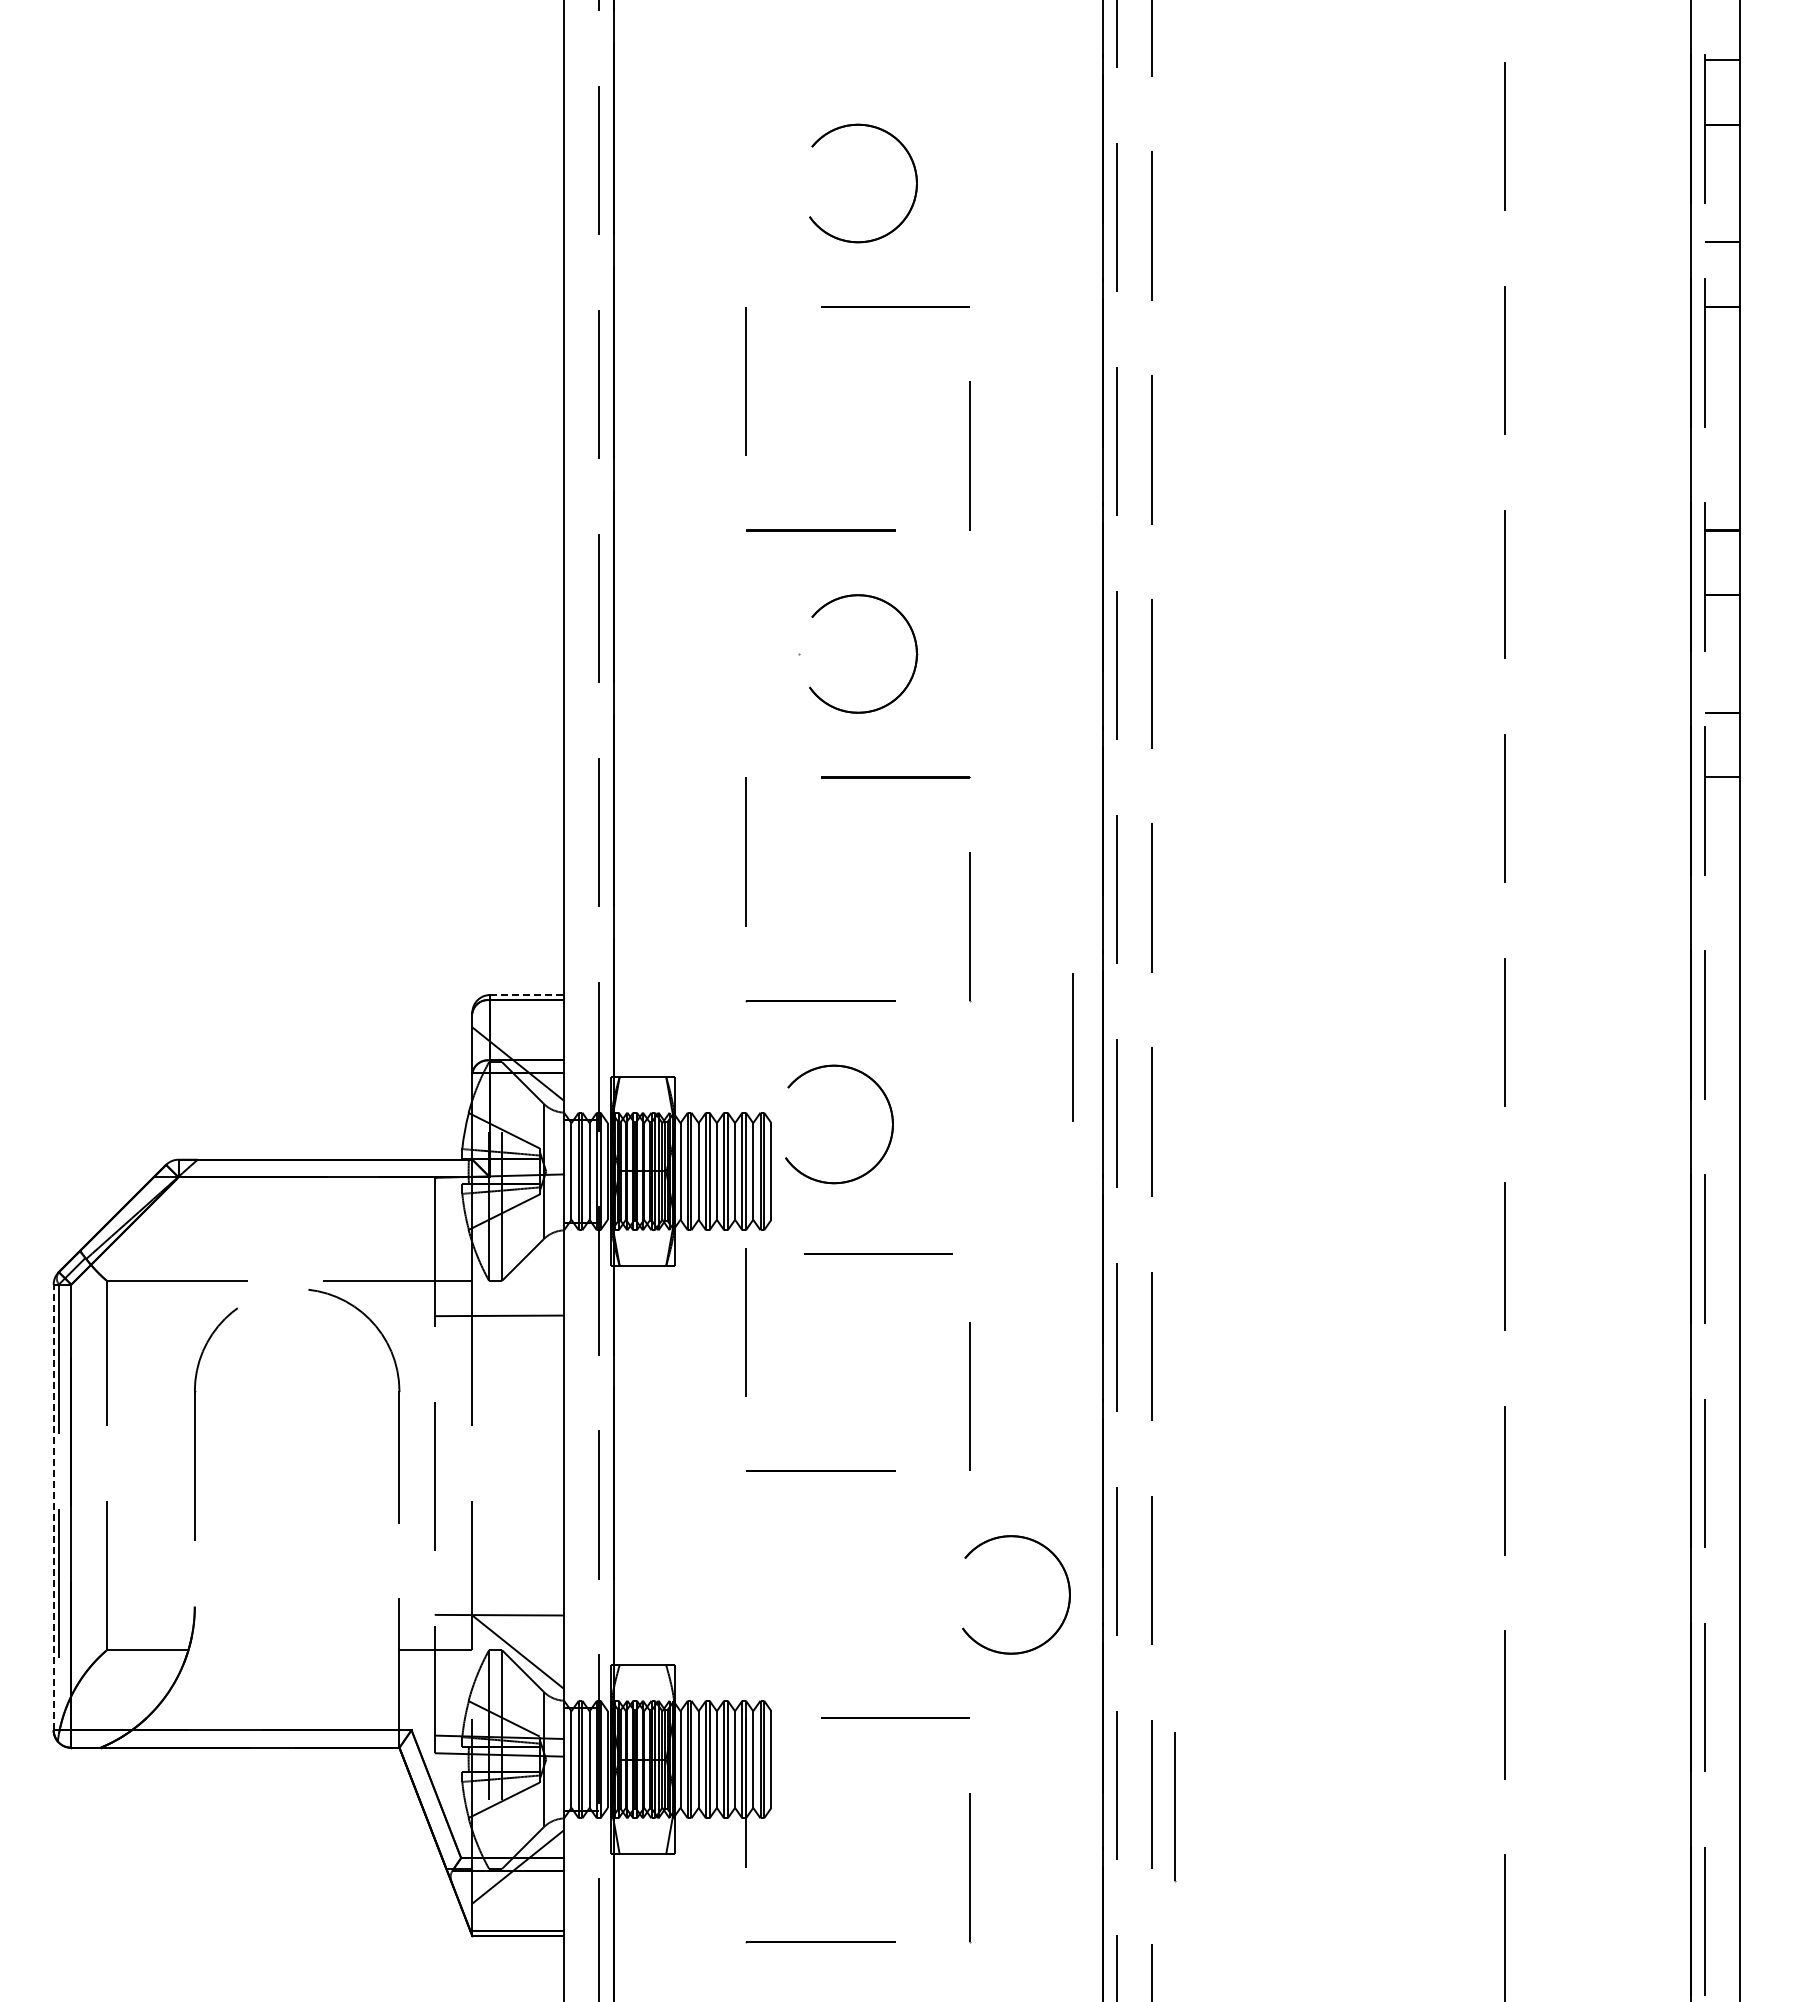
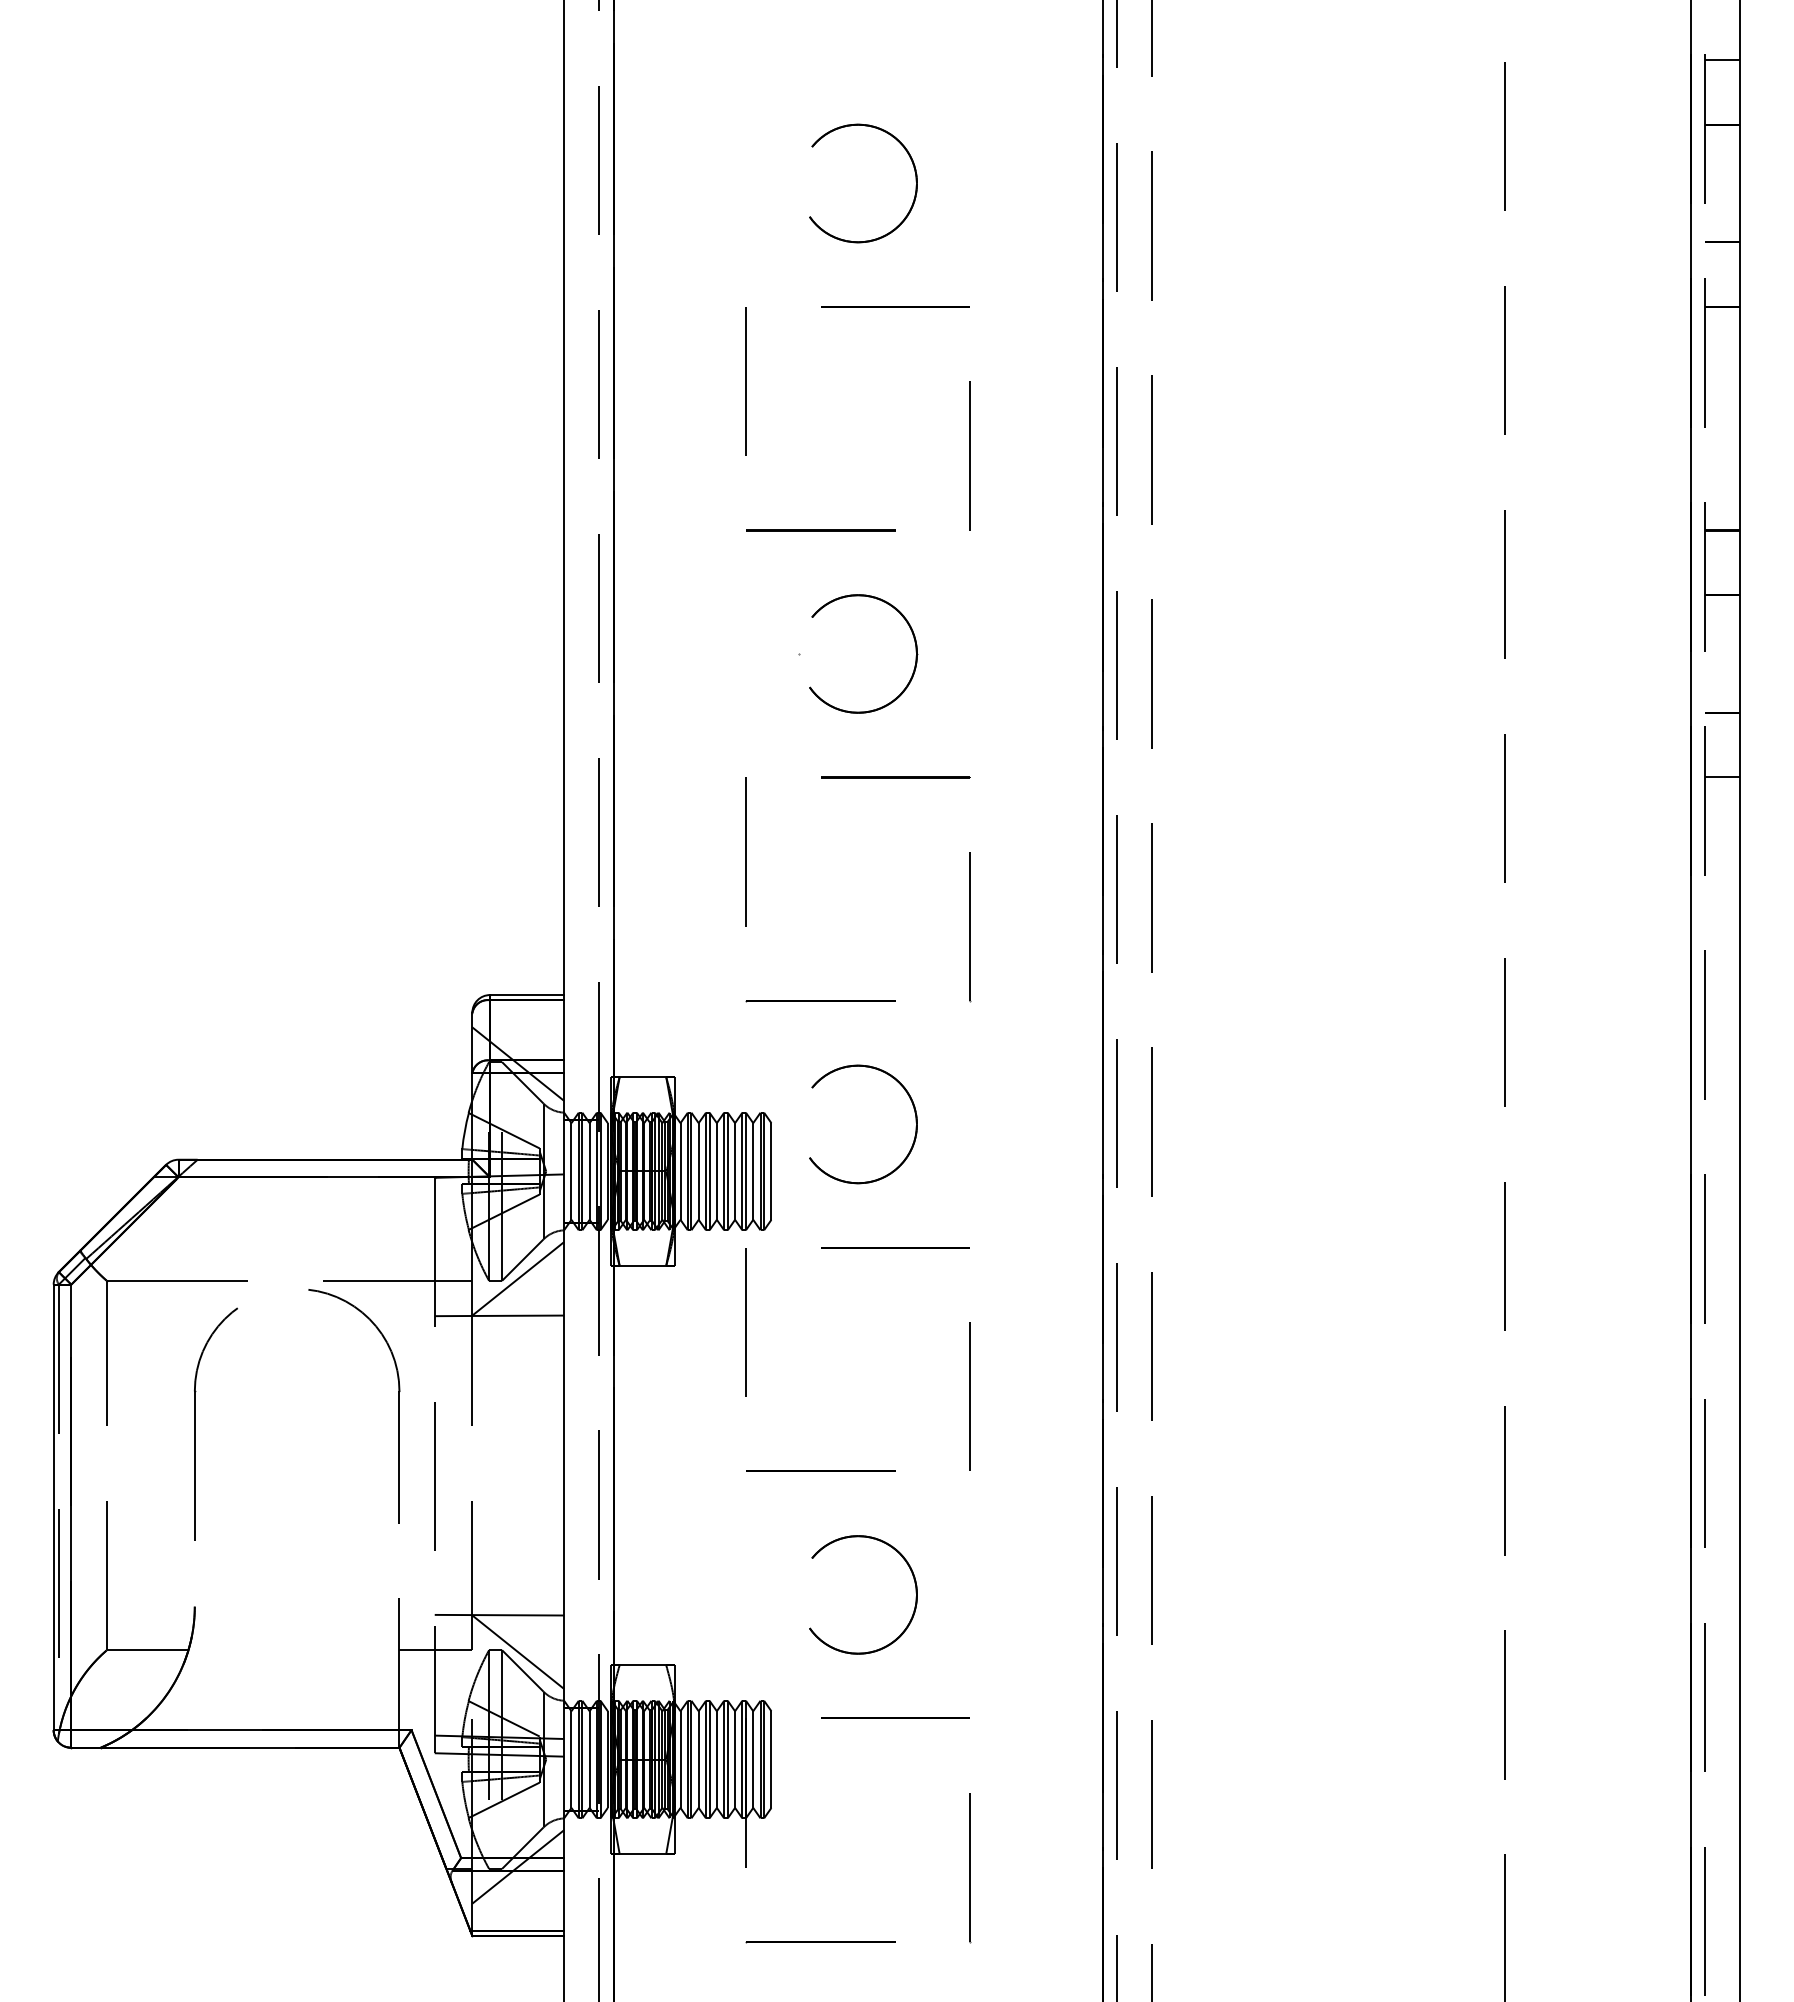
line: dashed -> solid (527, 995)
line: present -> none (1072, 1047)
part position: (891, 1122) -> (915, 1122) (915, 1122)
line position: (878, 1253) -> (895, 1247) (895, 1247)
line: none -> present (518, 1278)
line: dashed -> solid (53, 1507)
part position: (1068, 1592) -> (915, 1592) (915, 1592)
line: present -> none (1175, 1807)
